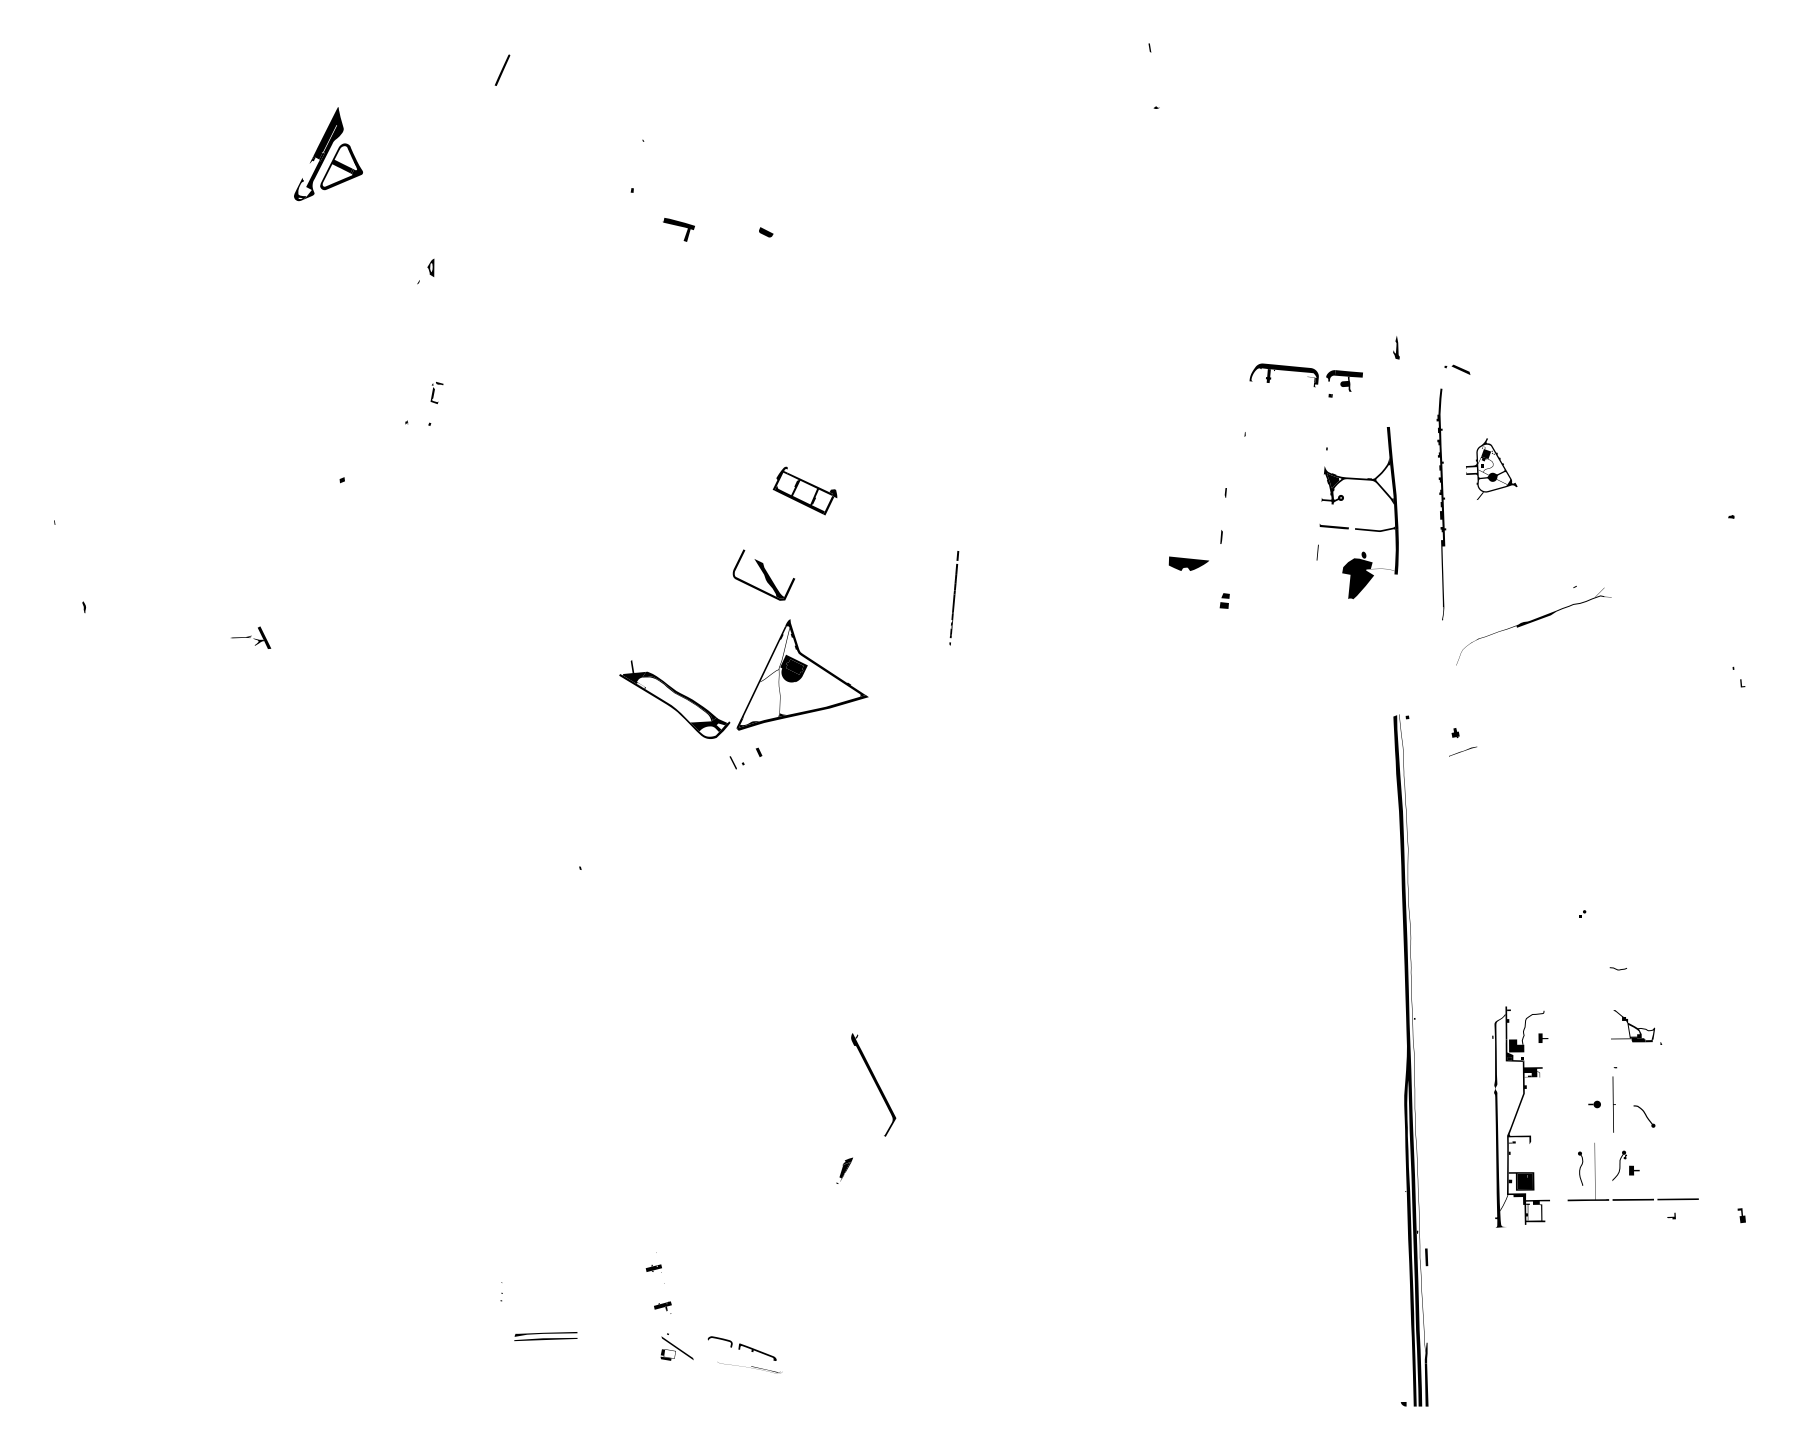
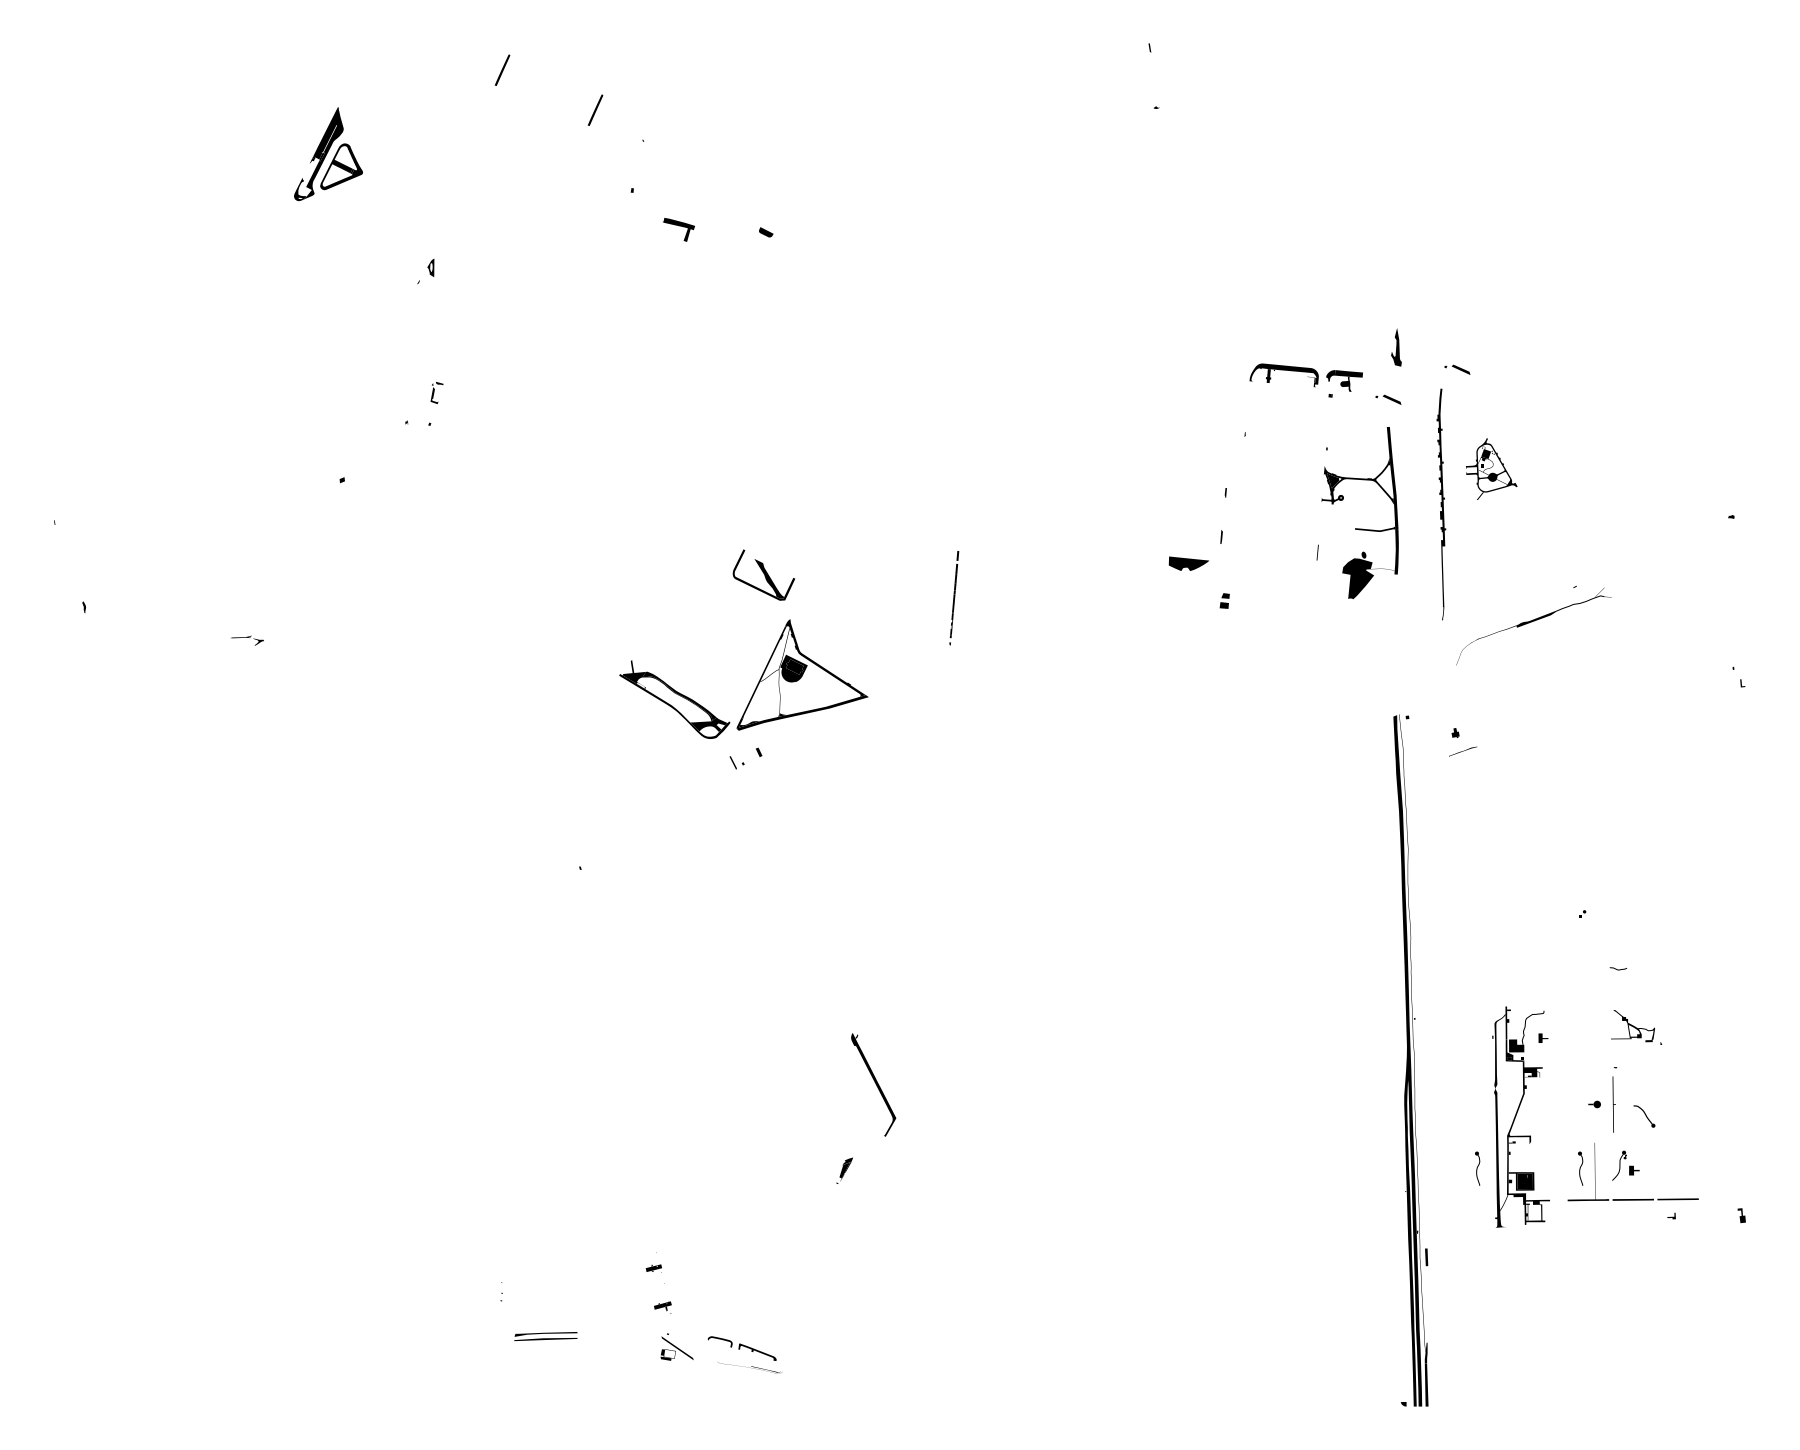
line: none -> present (595, 109)
part size: 7x24 px -> 11x39 px (1396, 347)
part: none -> present (1388, 399)
part: present -> none (804, 490)
fill: present -> none (1334, 526)
fill: present -> none (264, 637)
fill: present -> none (1638, 1039)
part: none -> present (1477, 1168)
